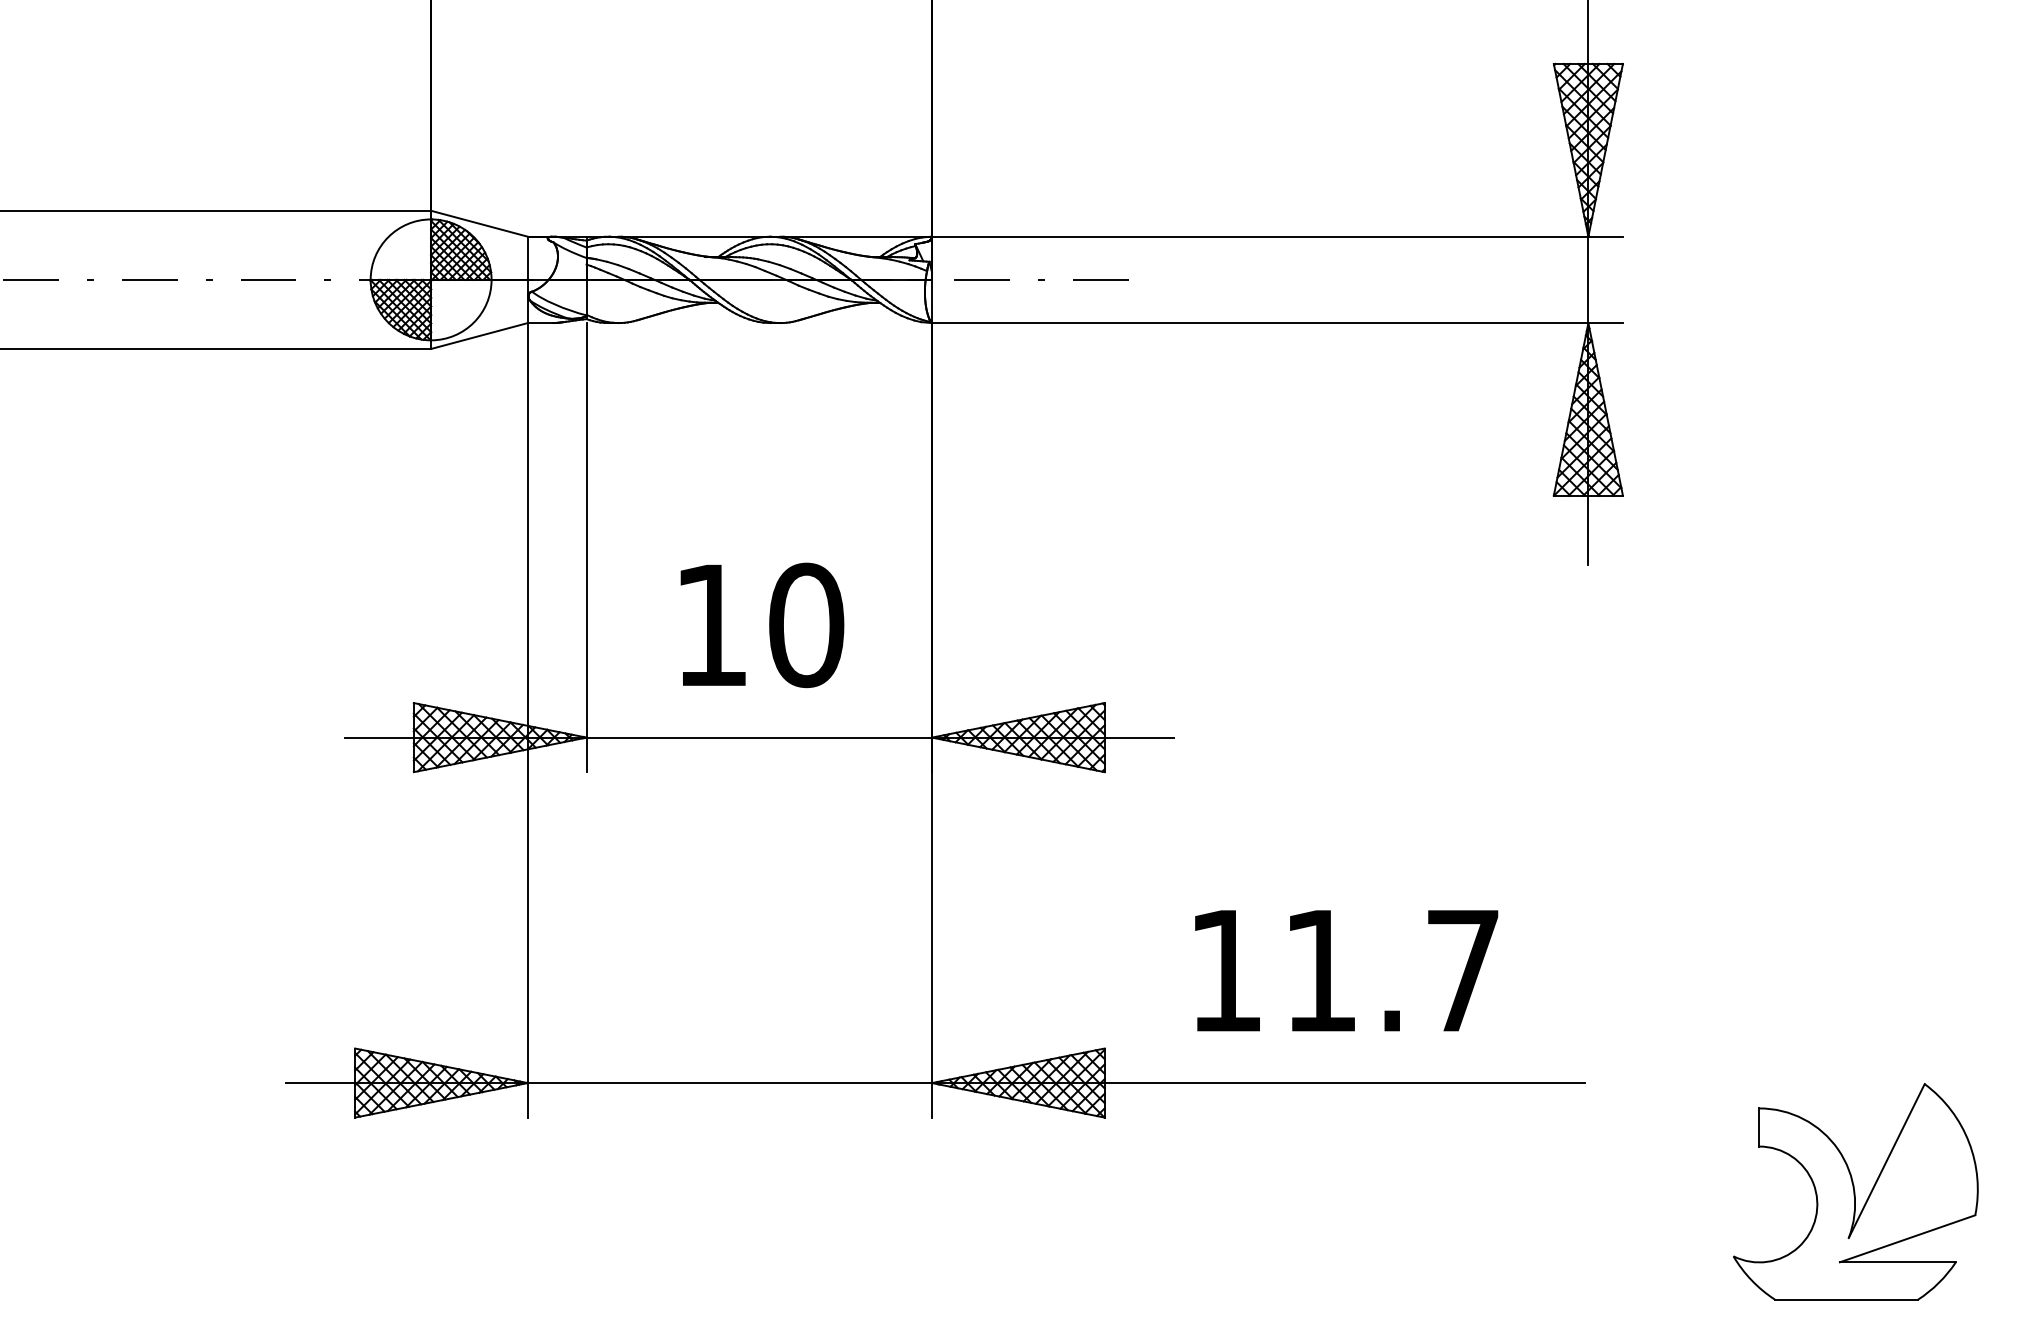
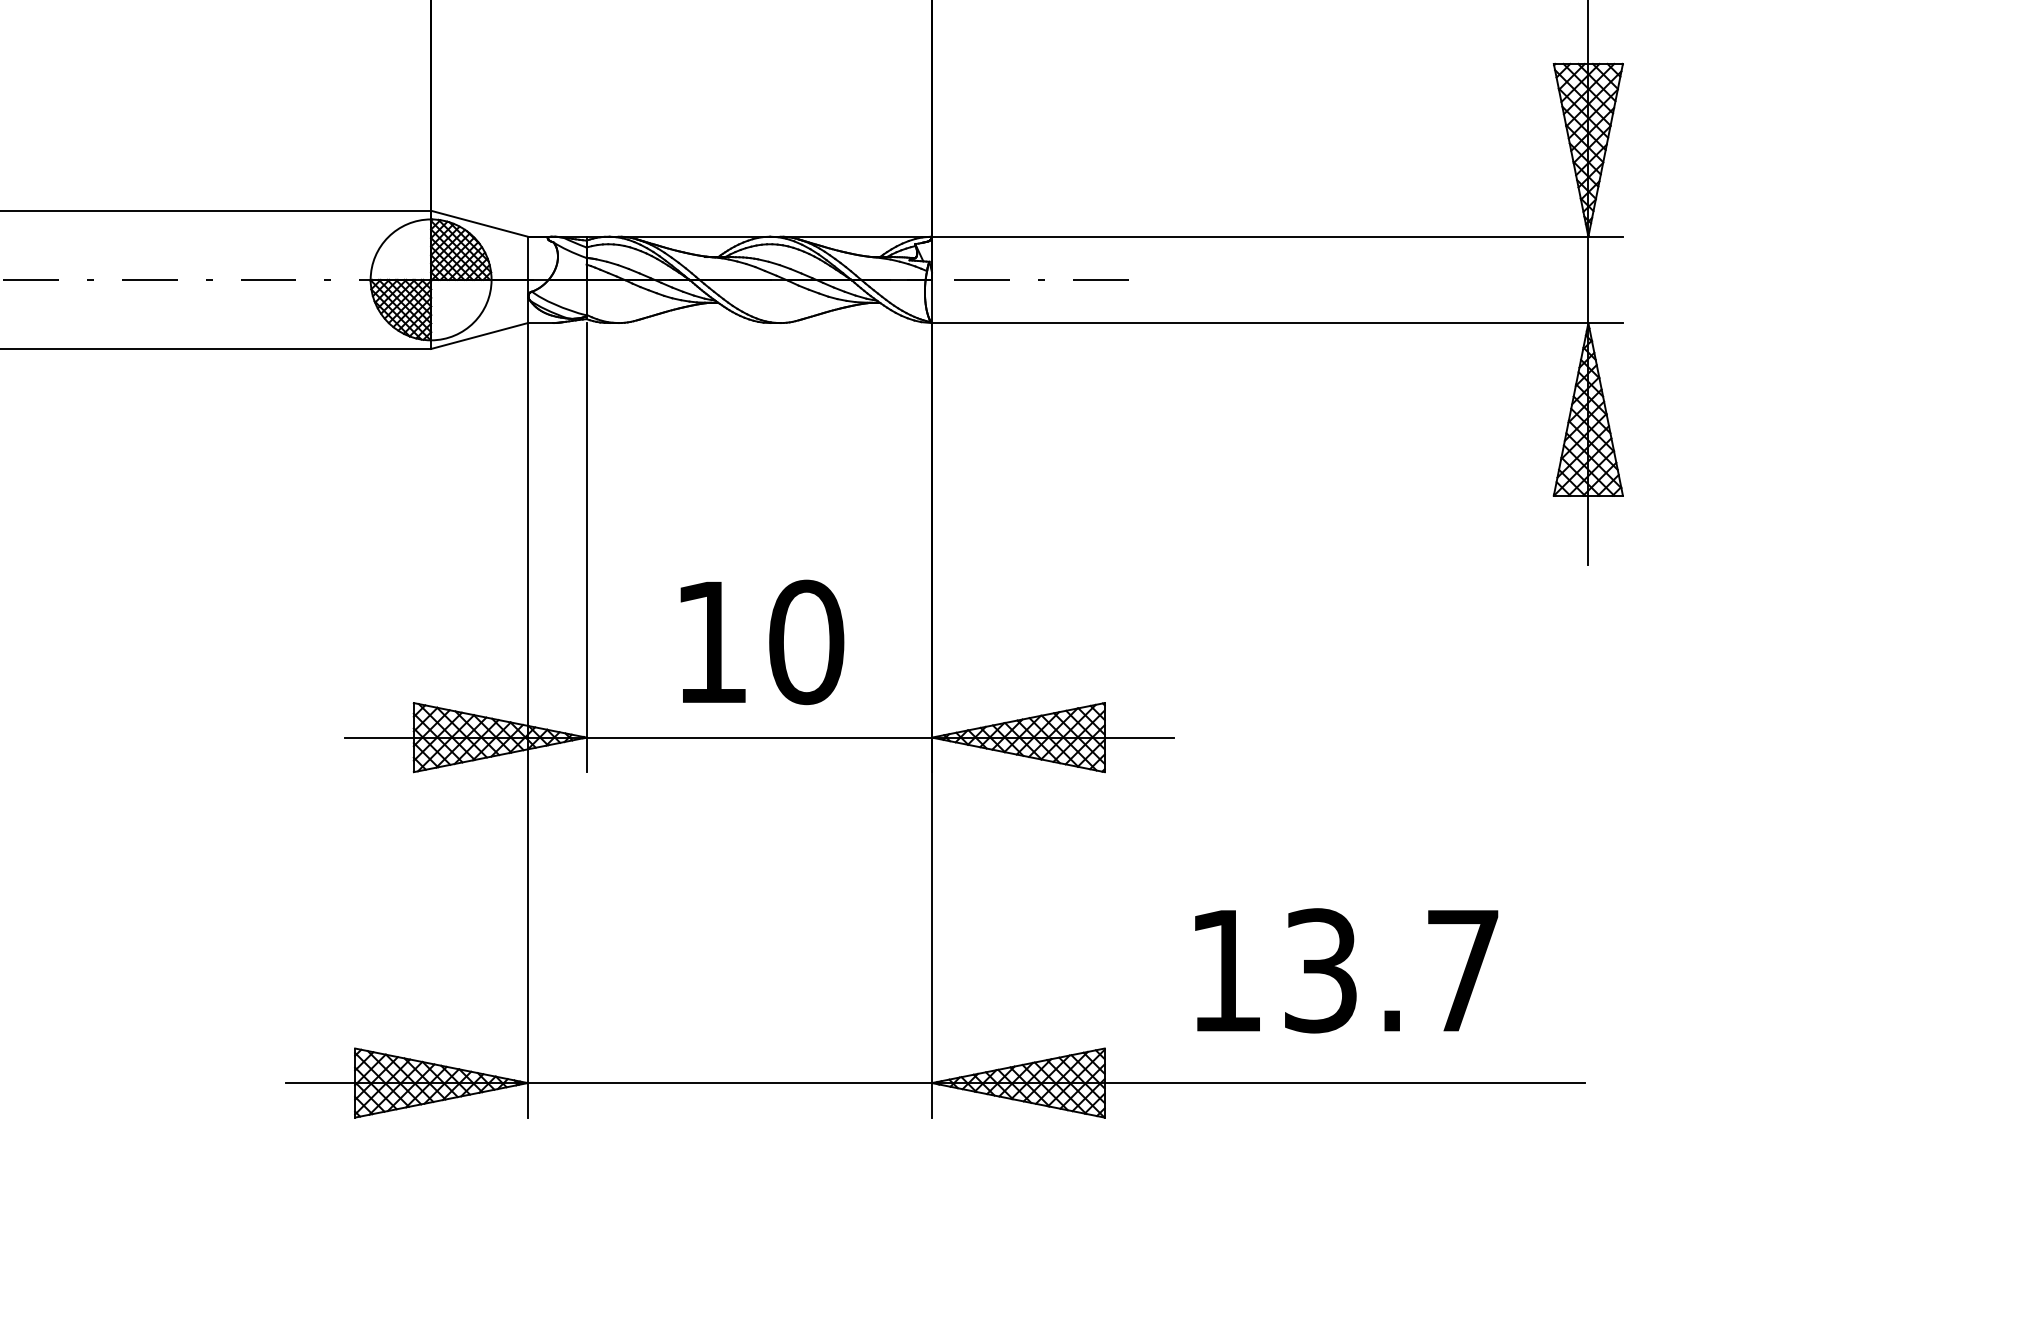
text position: (762, 625) -> (762, 642) (762, 642)
text: 11.7 -> 13.7 (1320, 970)
part: present -> none (1855, 1191)
